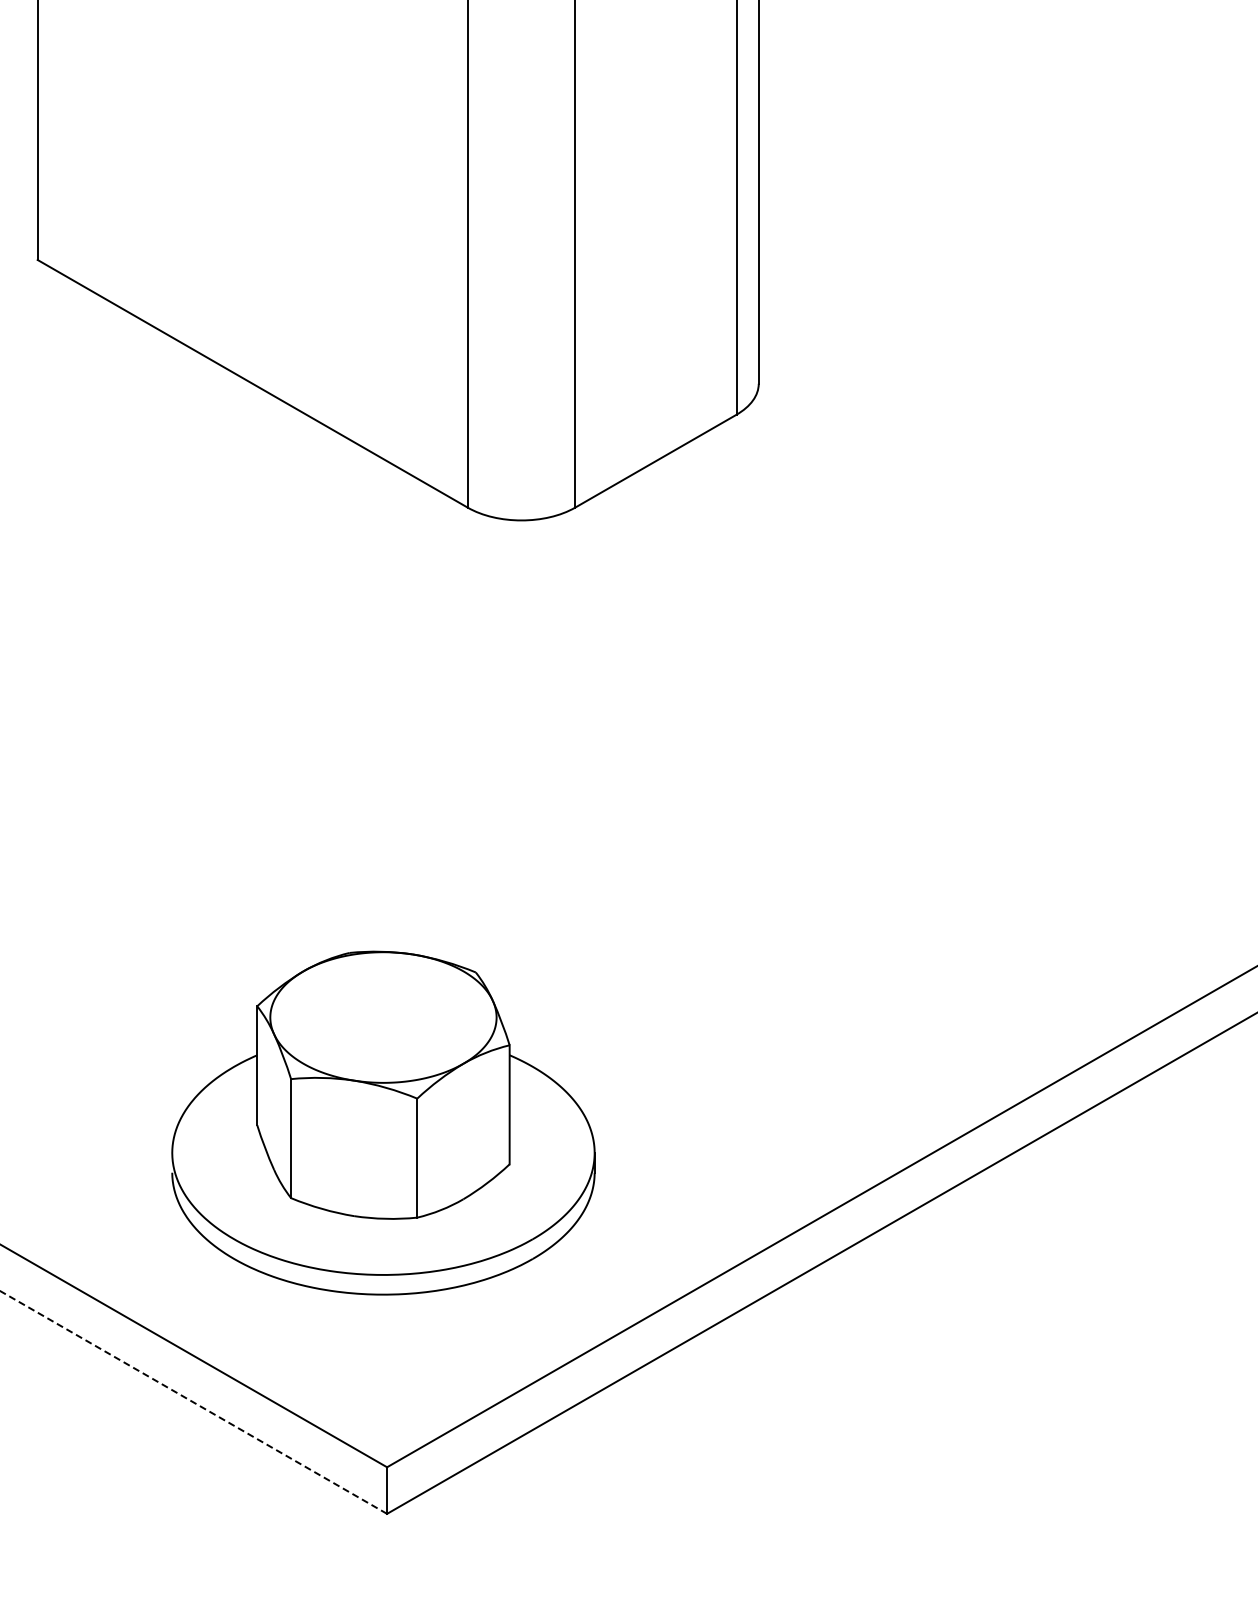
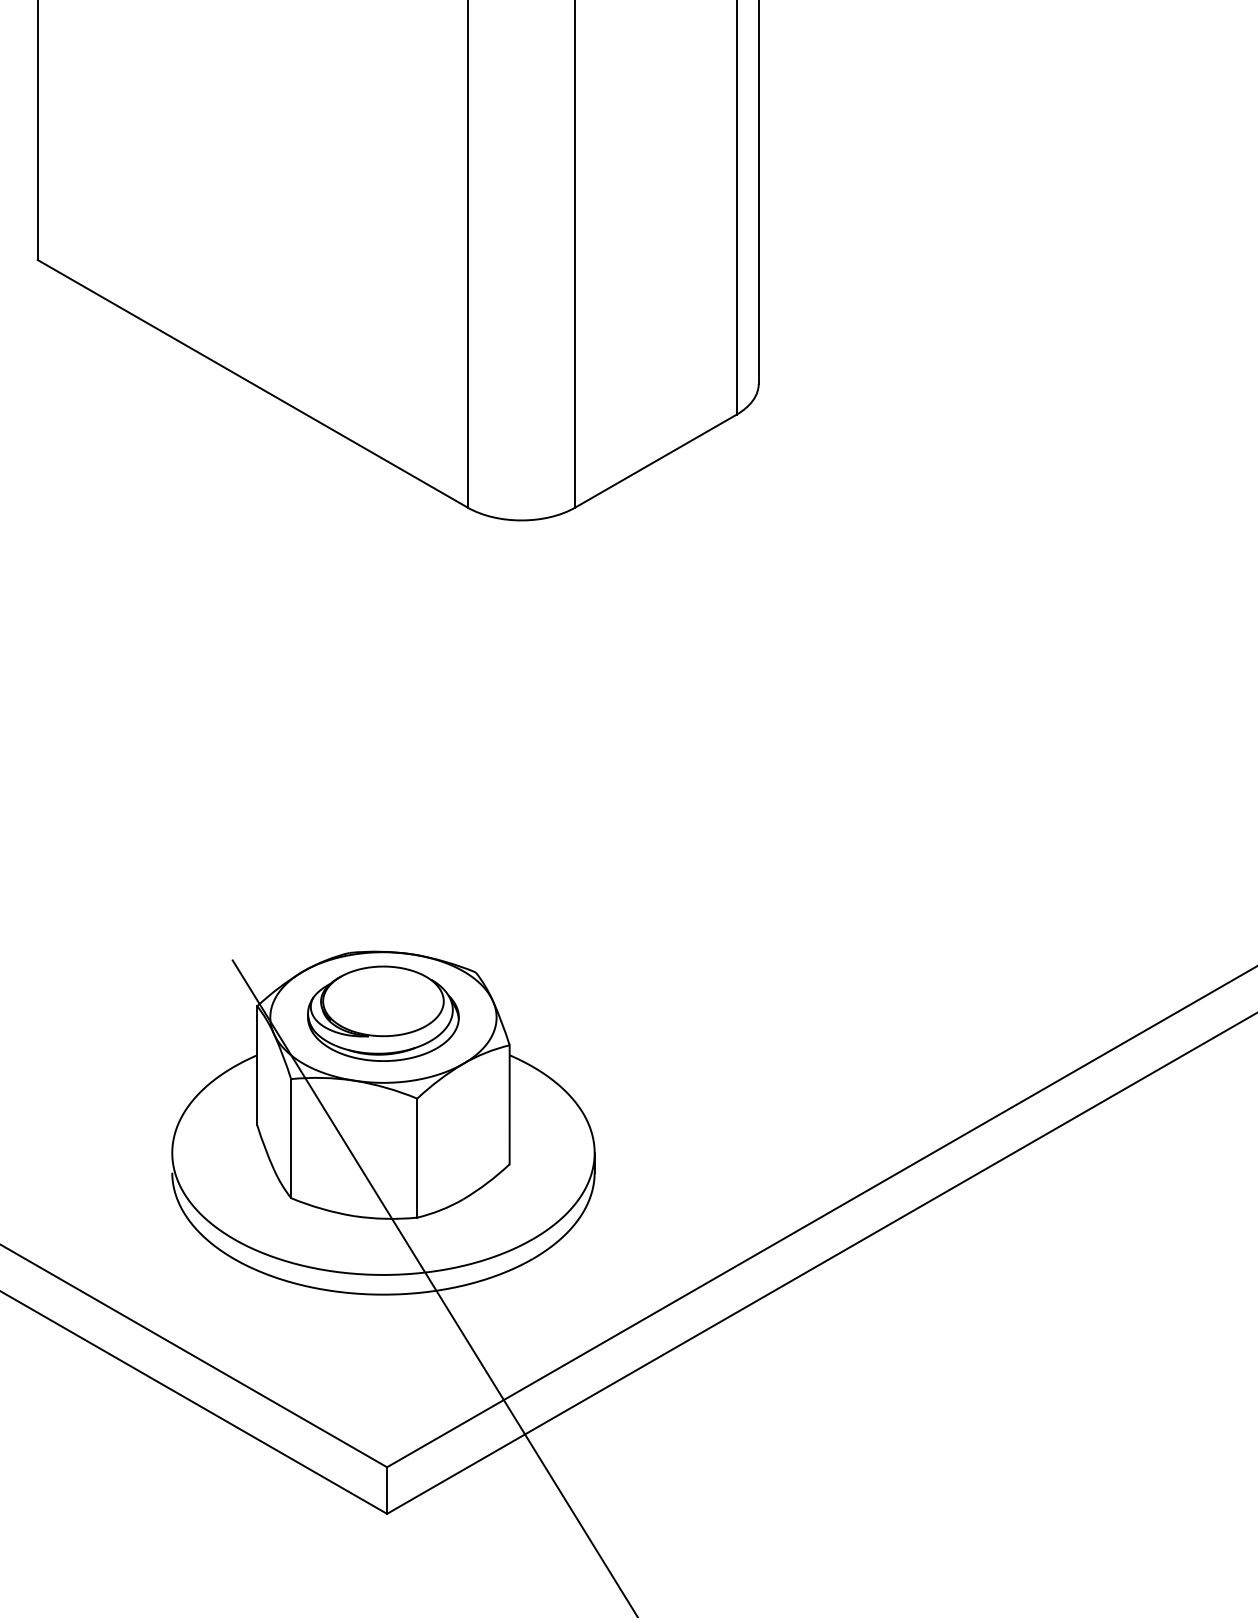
part: none -> present (383, 1013)
line: none -> present (433, 1287)
line: dashed -> solid (193, 1402)
